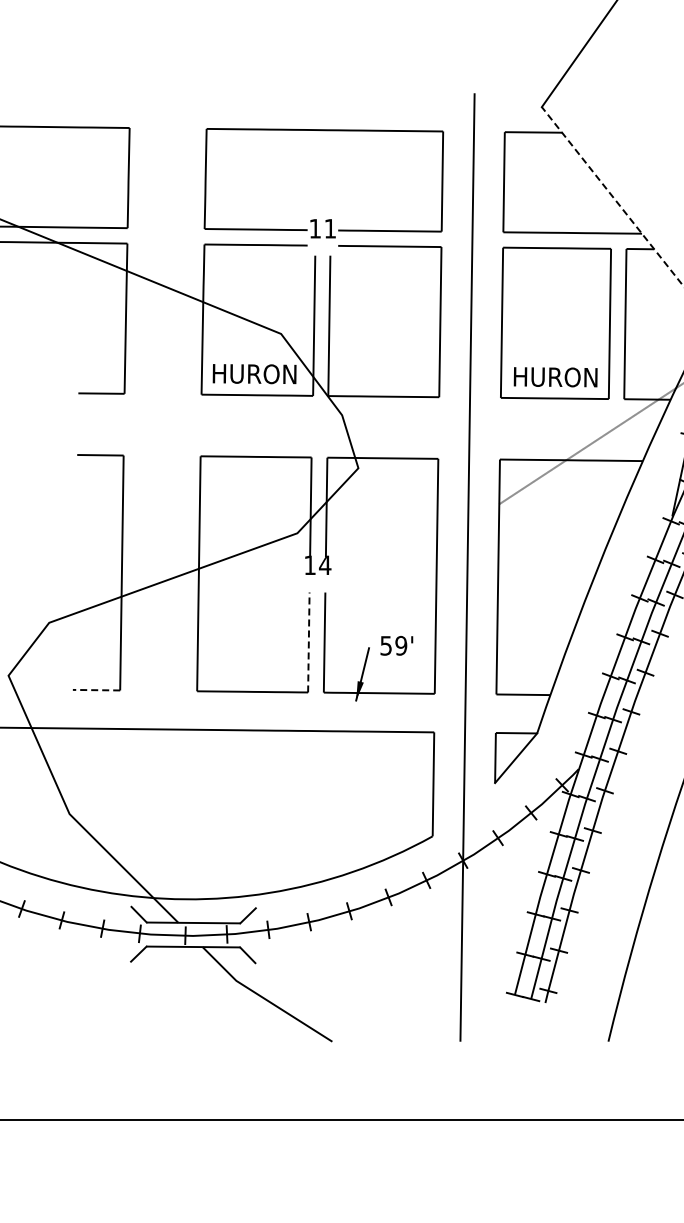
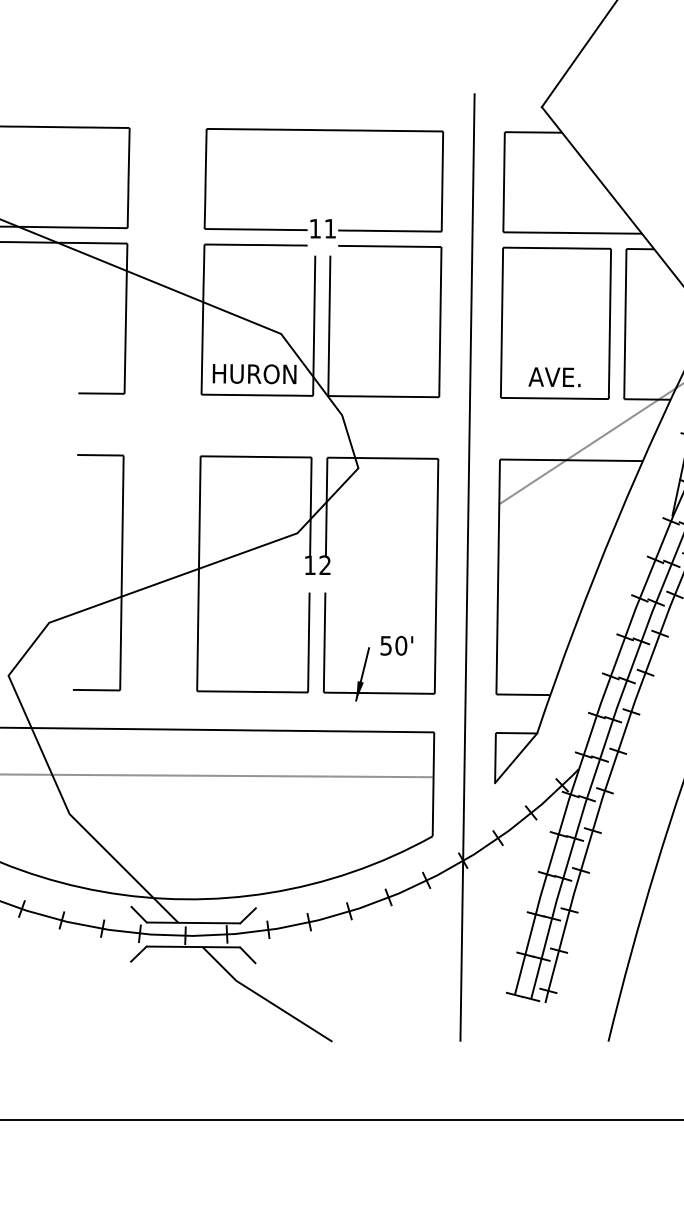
line: dashed -> solid (612, 196)
text: HURON -> AVE. (555, 377)
text: 14 -> 12 (325, 564)
line: dashed -> solid (308, 642)
text: 59' -> 50' (401, 645)
line: dashed -> solid (96, 690)
line: none -> present (217, 775)
